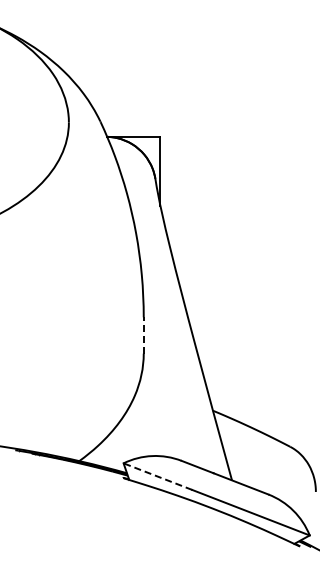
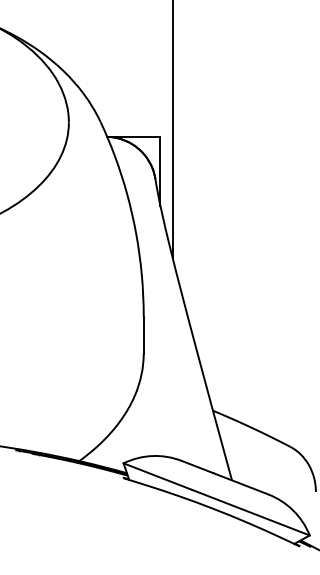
line: none -> present (172, 130)
line: dashed -> solid (143, 335)
line: dashed -> solid (157, 476)
